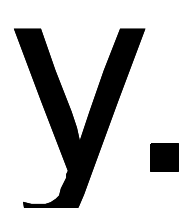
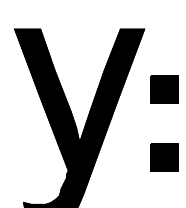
part: none -> present (164, 89)
